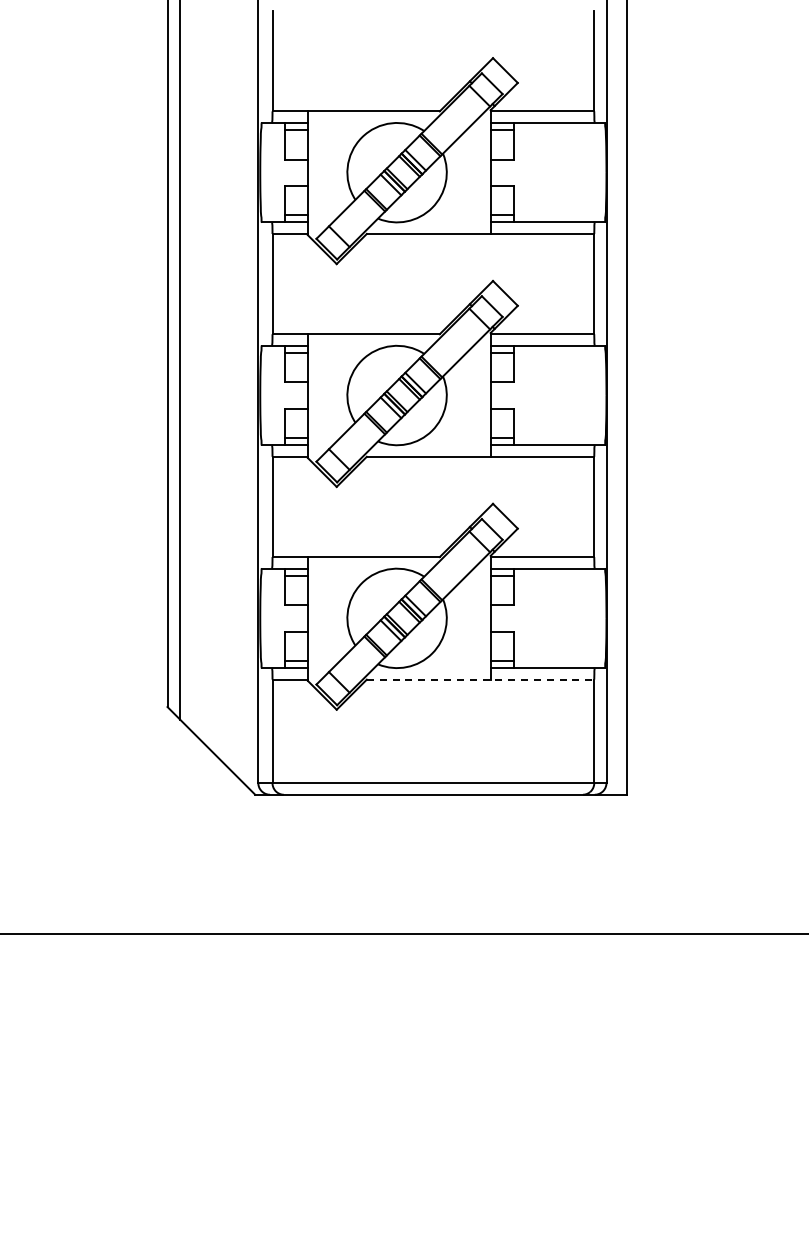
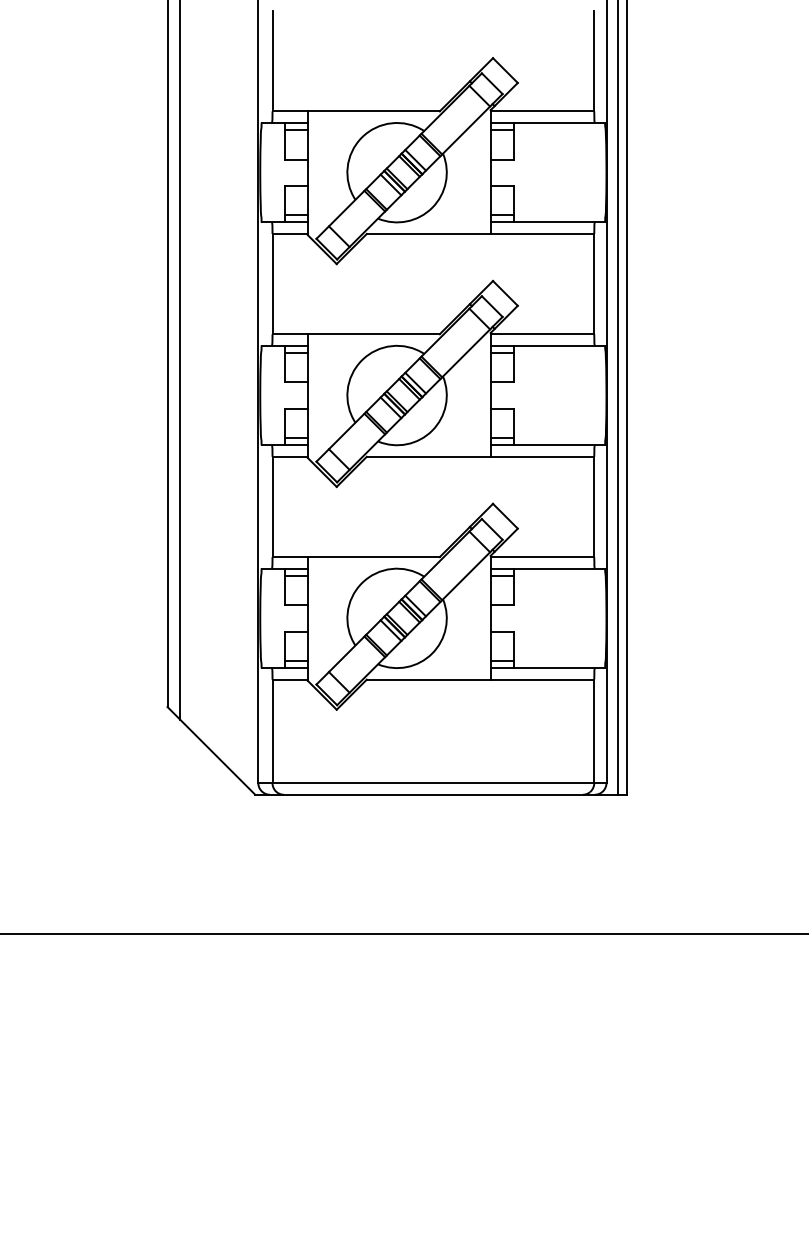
line: none -> present (618, 398)
line: dashed -> solid (480, 679)
